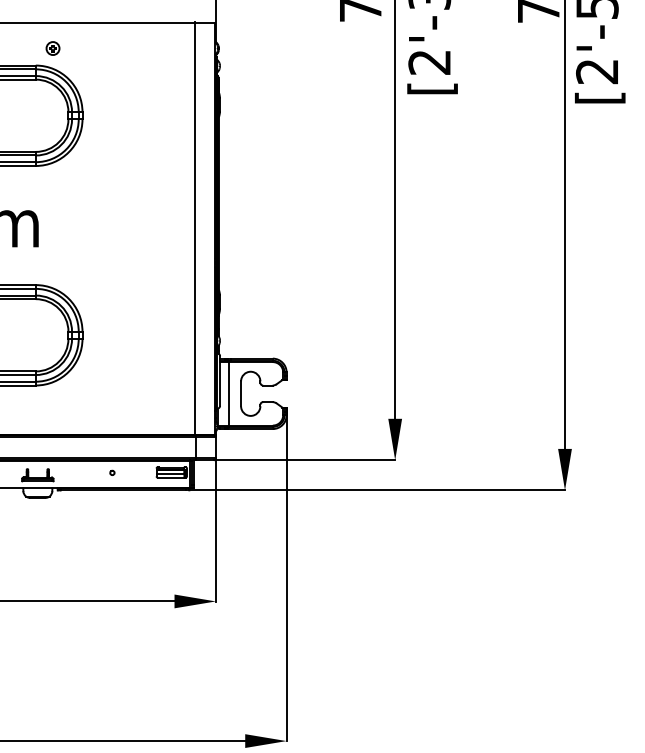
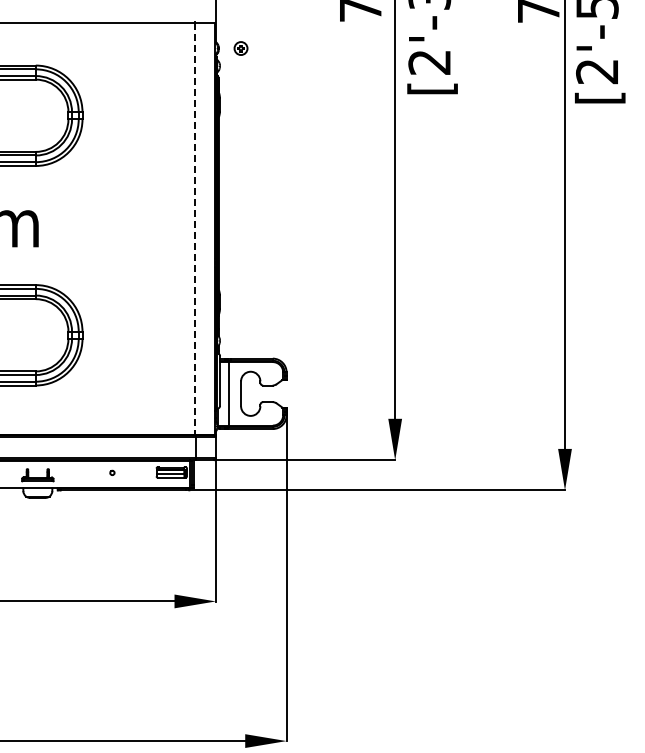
part position: (52, 48) -> (240, 48) (240, 48)
line: solid -> dashed (195, 228)
